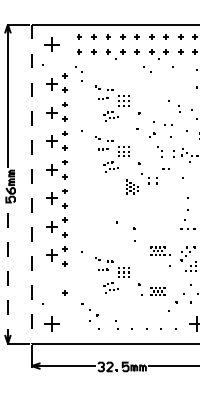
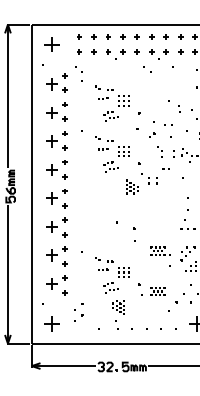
line: dashed -> solid (31, 184)
line: dashed -> solid (7, 273)
part: none -> present (56, 282)
part: none -> present (118, 307)
part position: (93, 315) -> (78, 315) (78, 315)
